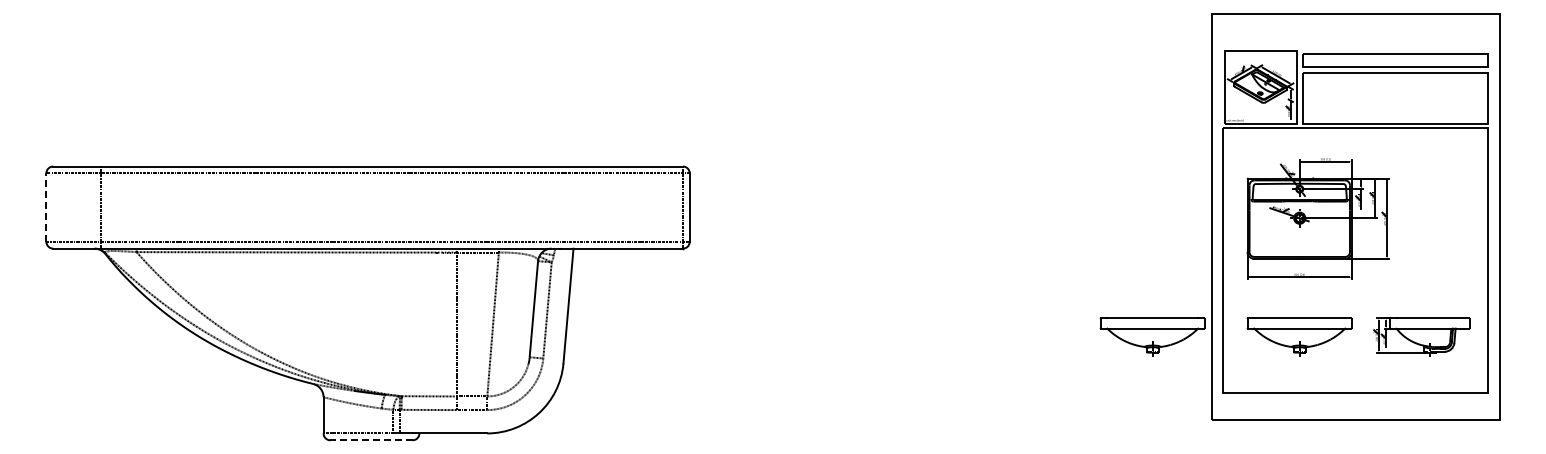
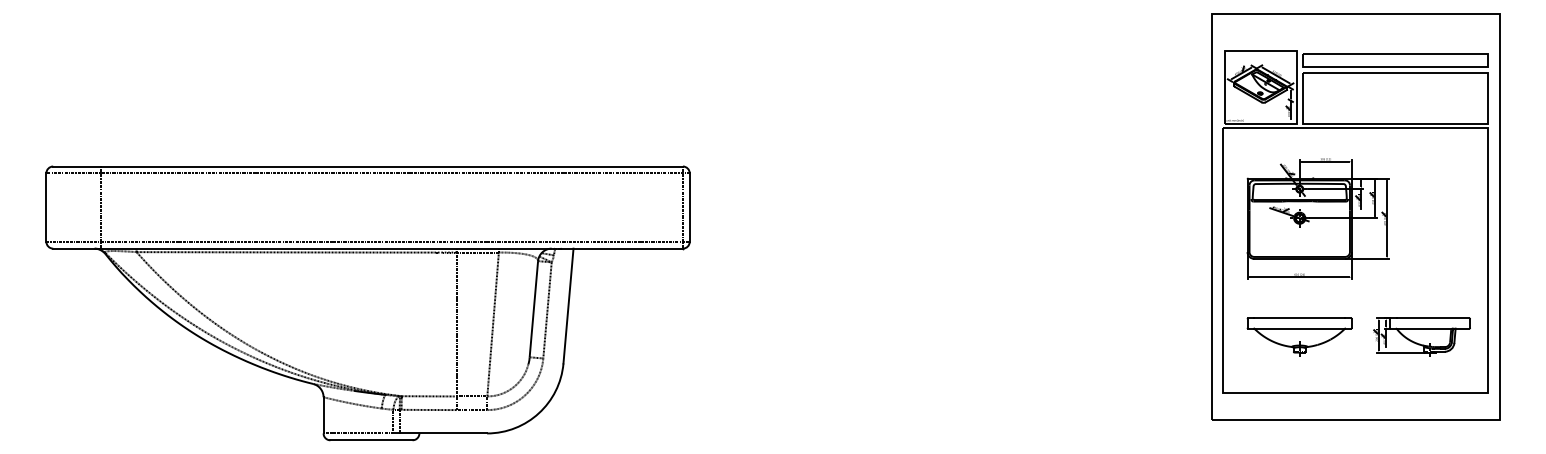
line: dashed -> solid (46, 207)
part: present -> none (1152, 336)
line: dashed -> solid (370, 440)
